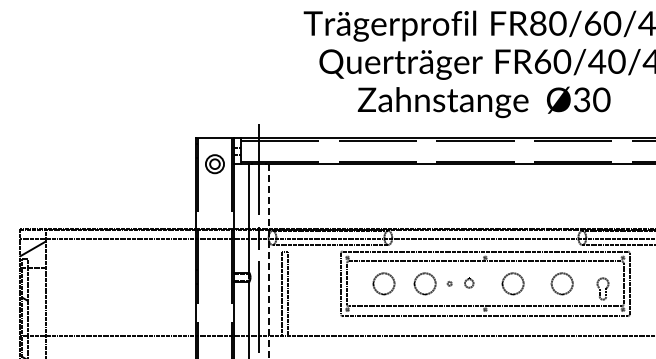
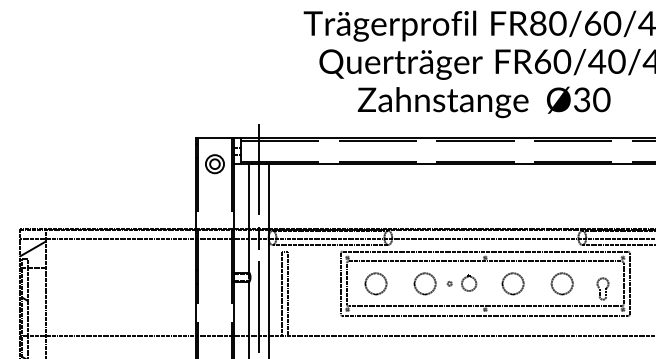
line: dashed -> solid (268, 262)
part size: 11x12 px -> 17x18 px (469, 282)
part position: (383, 283) -> (375, 283) (375, 283)
